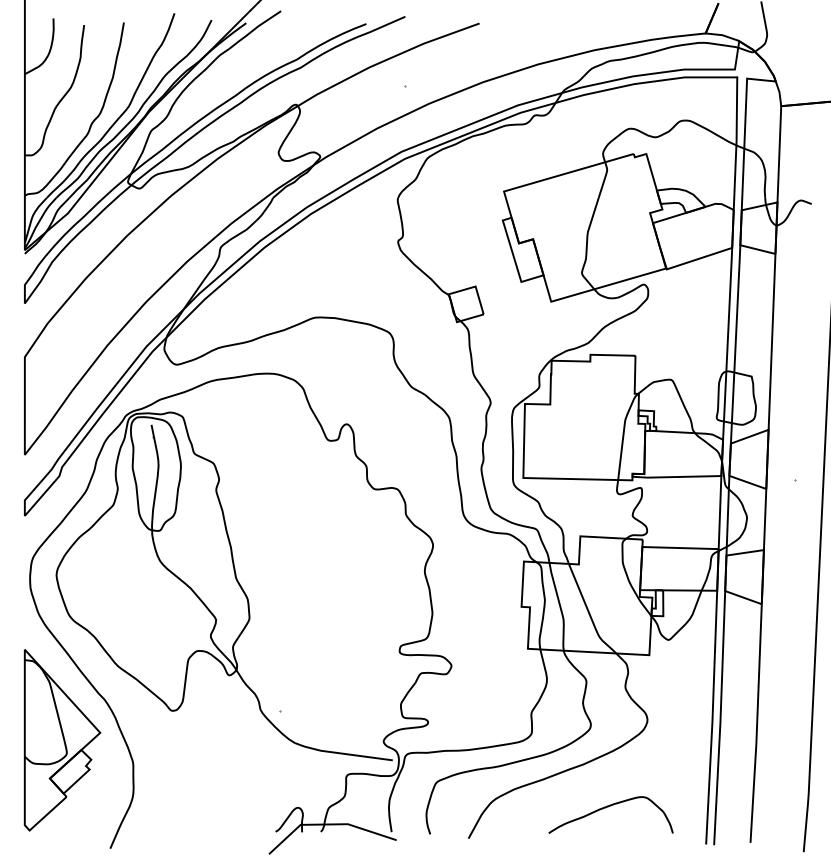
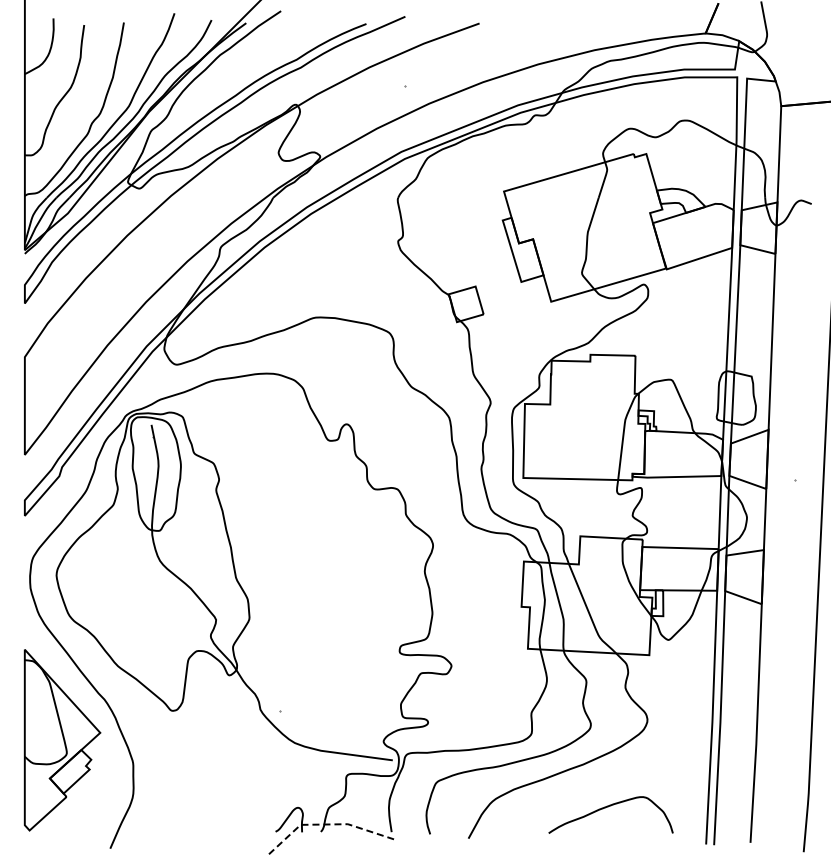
line: solid -> dashed (328, 824)
